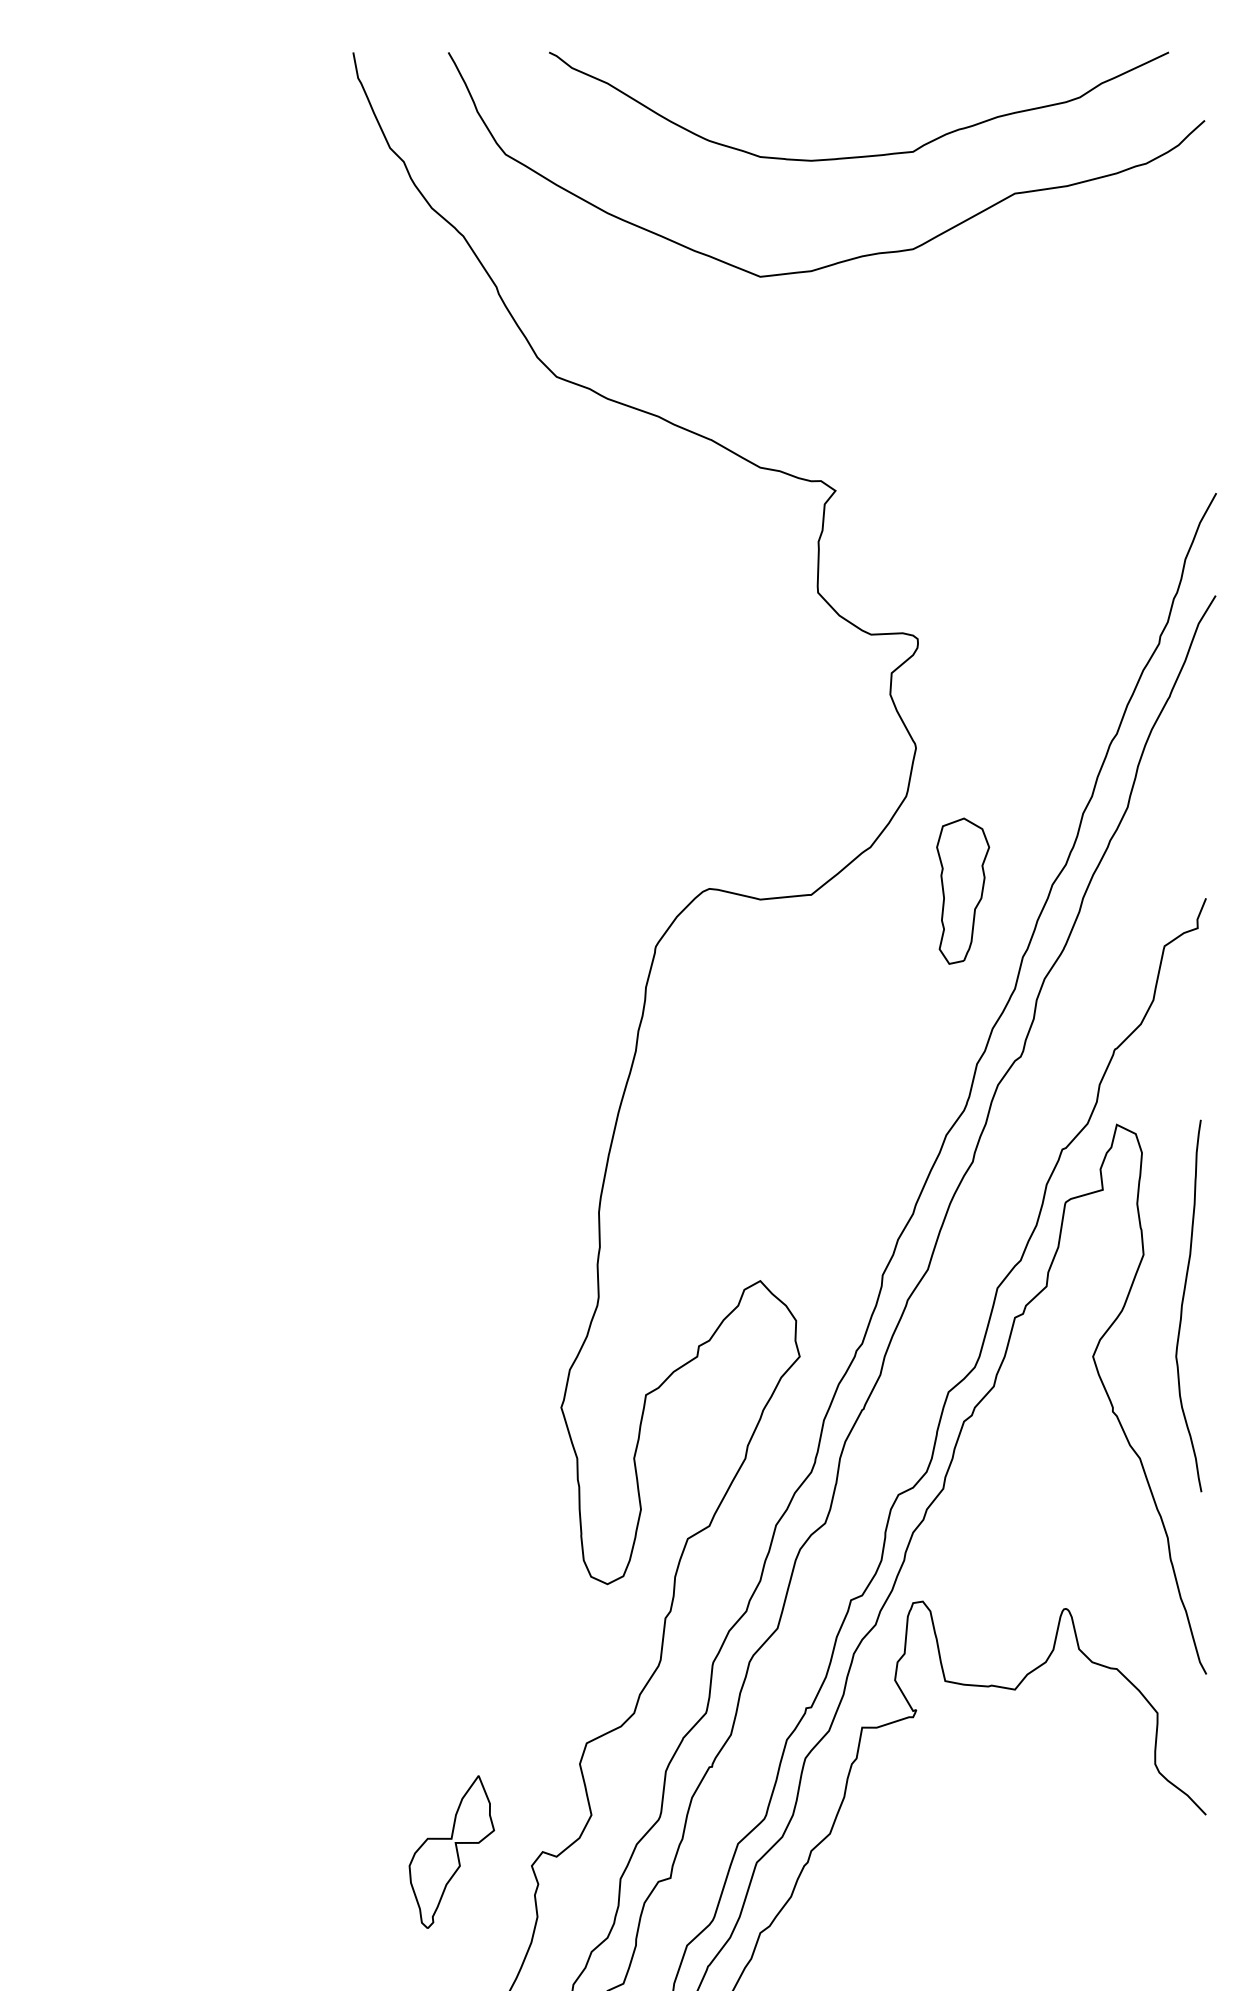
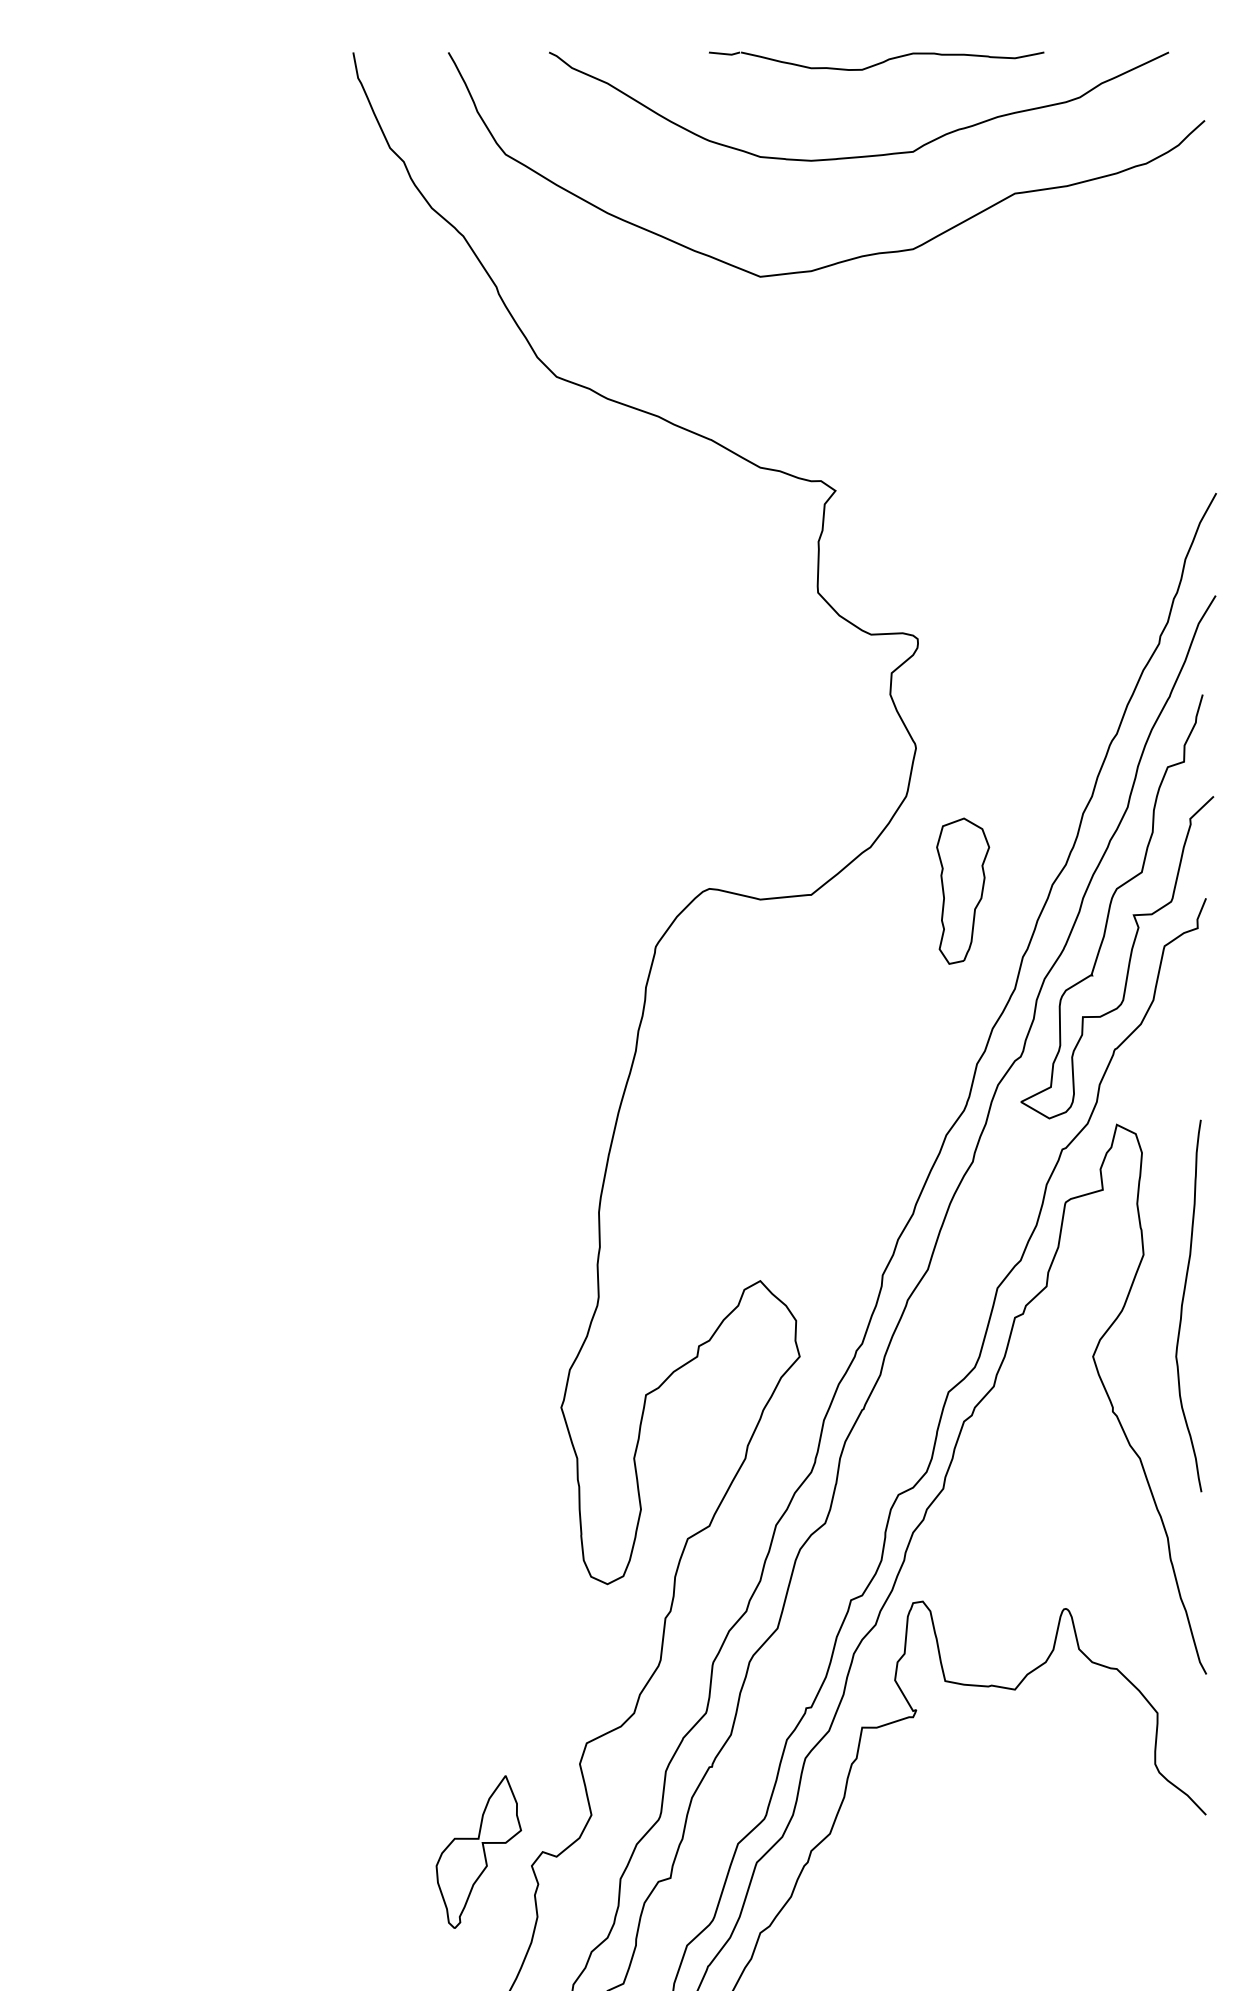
part: none -> present (876, 60)
curve: none -> present (1111, 904)
part position: (451, 1851) -> (478, 1851) (478, 1851)
